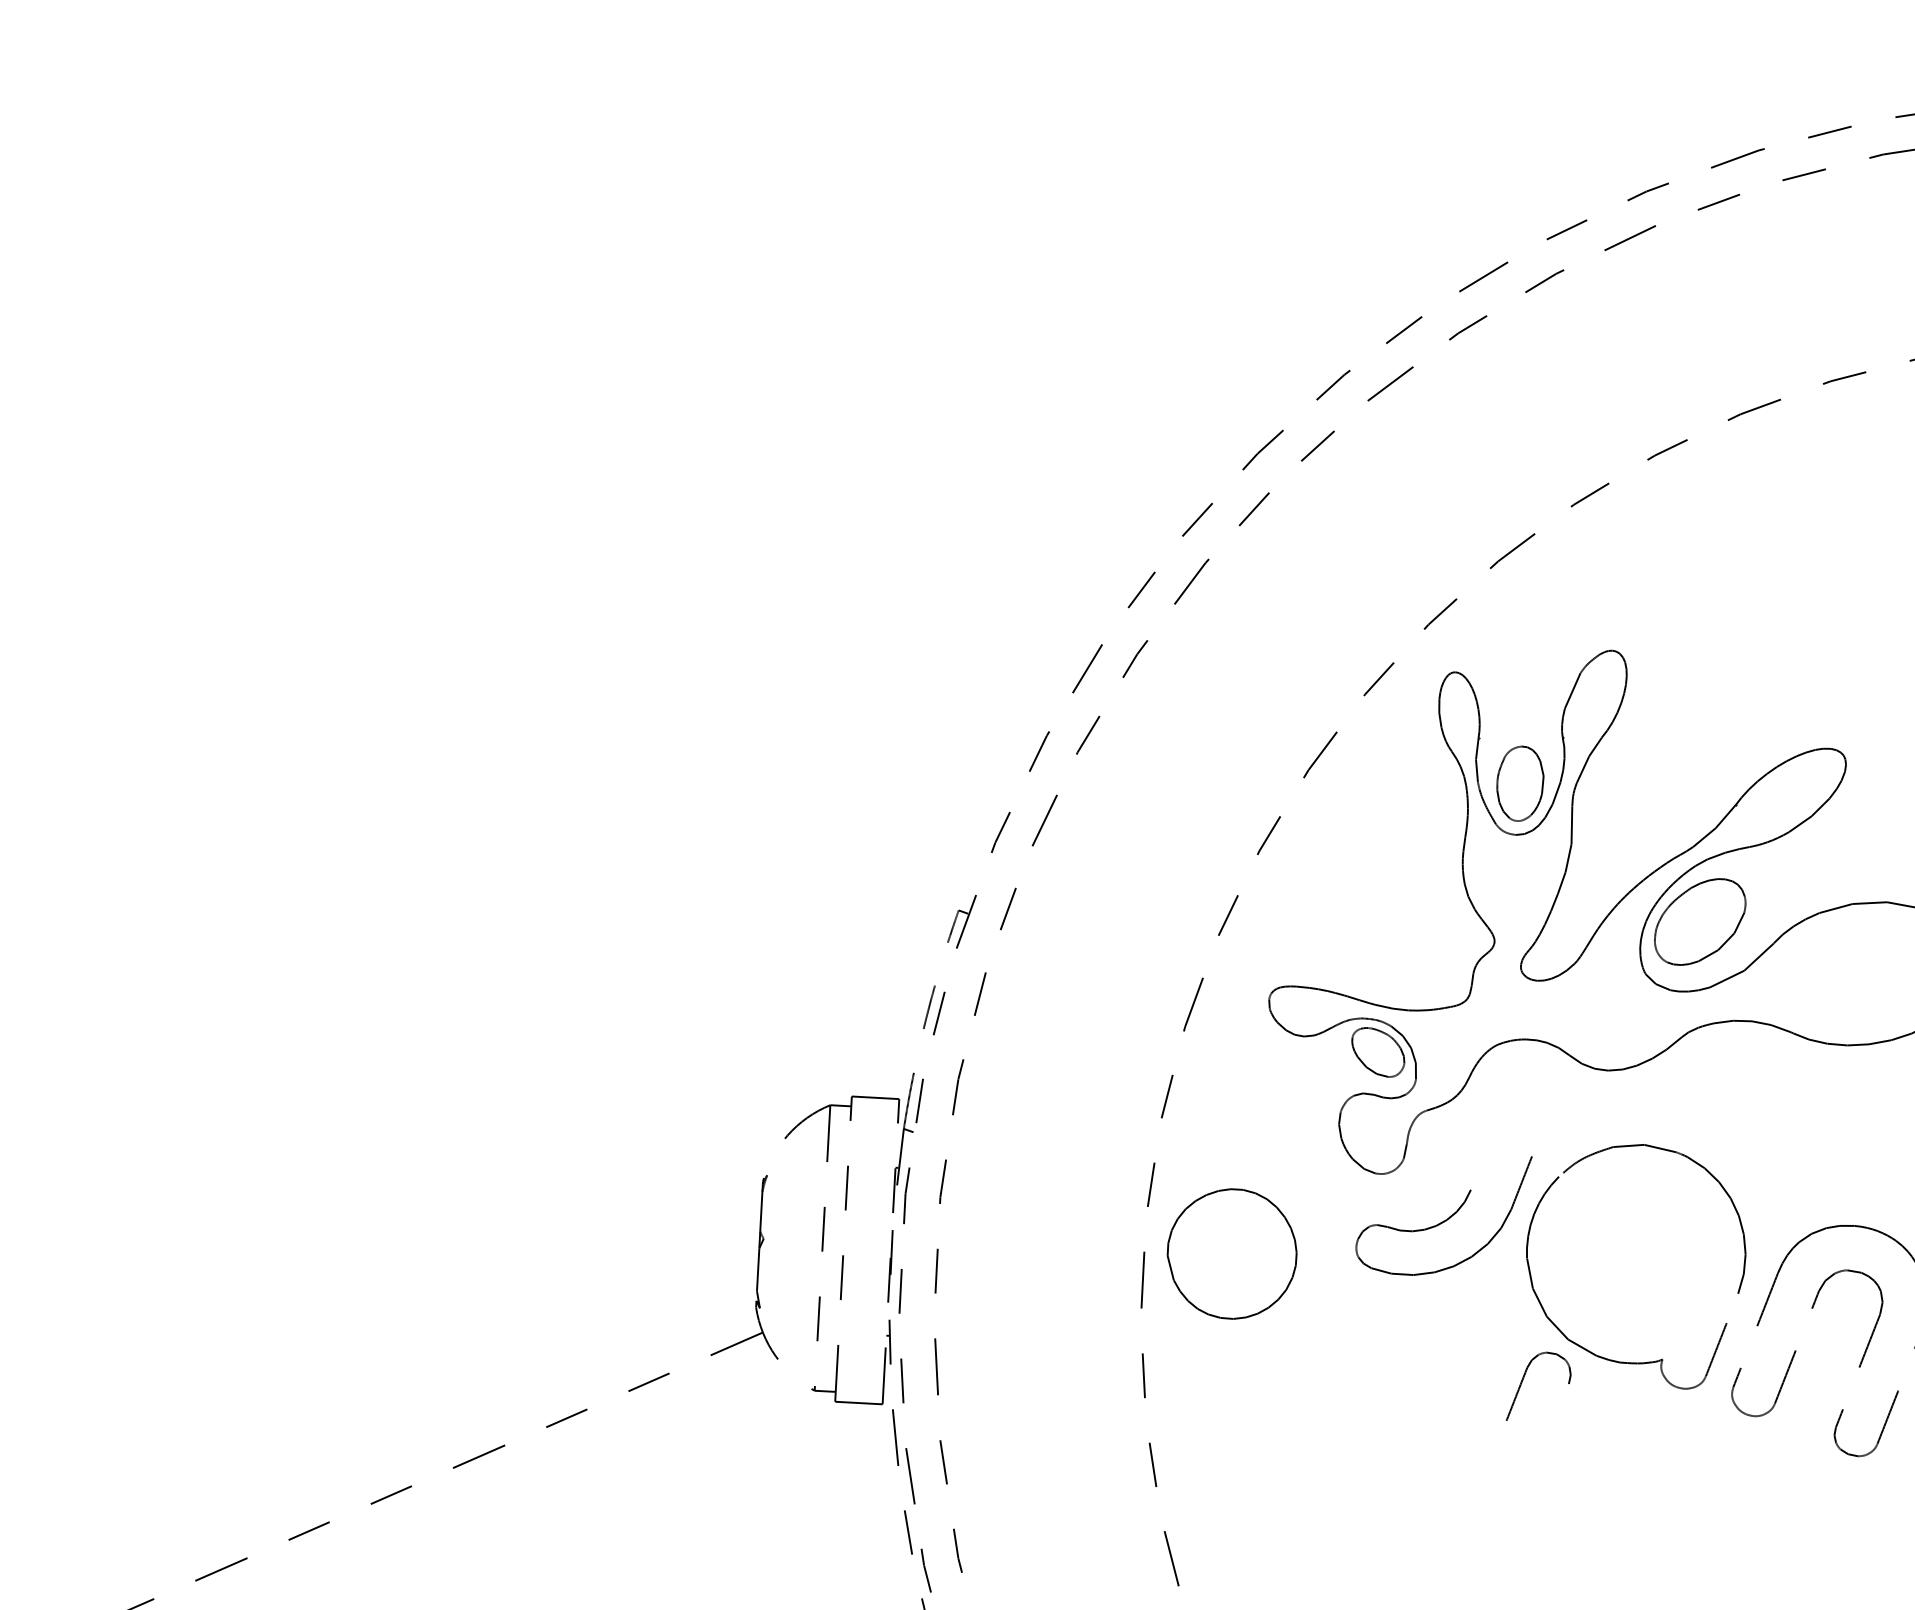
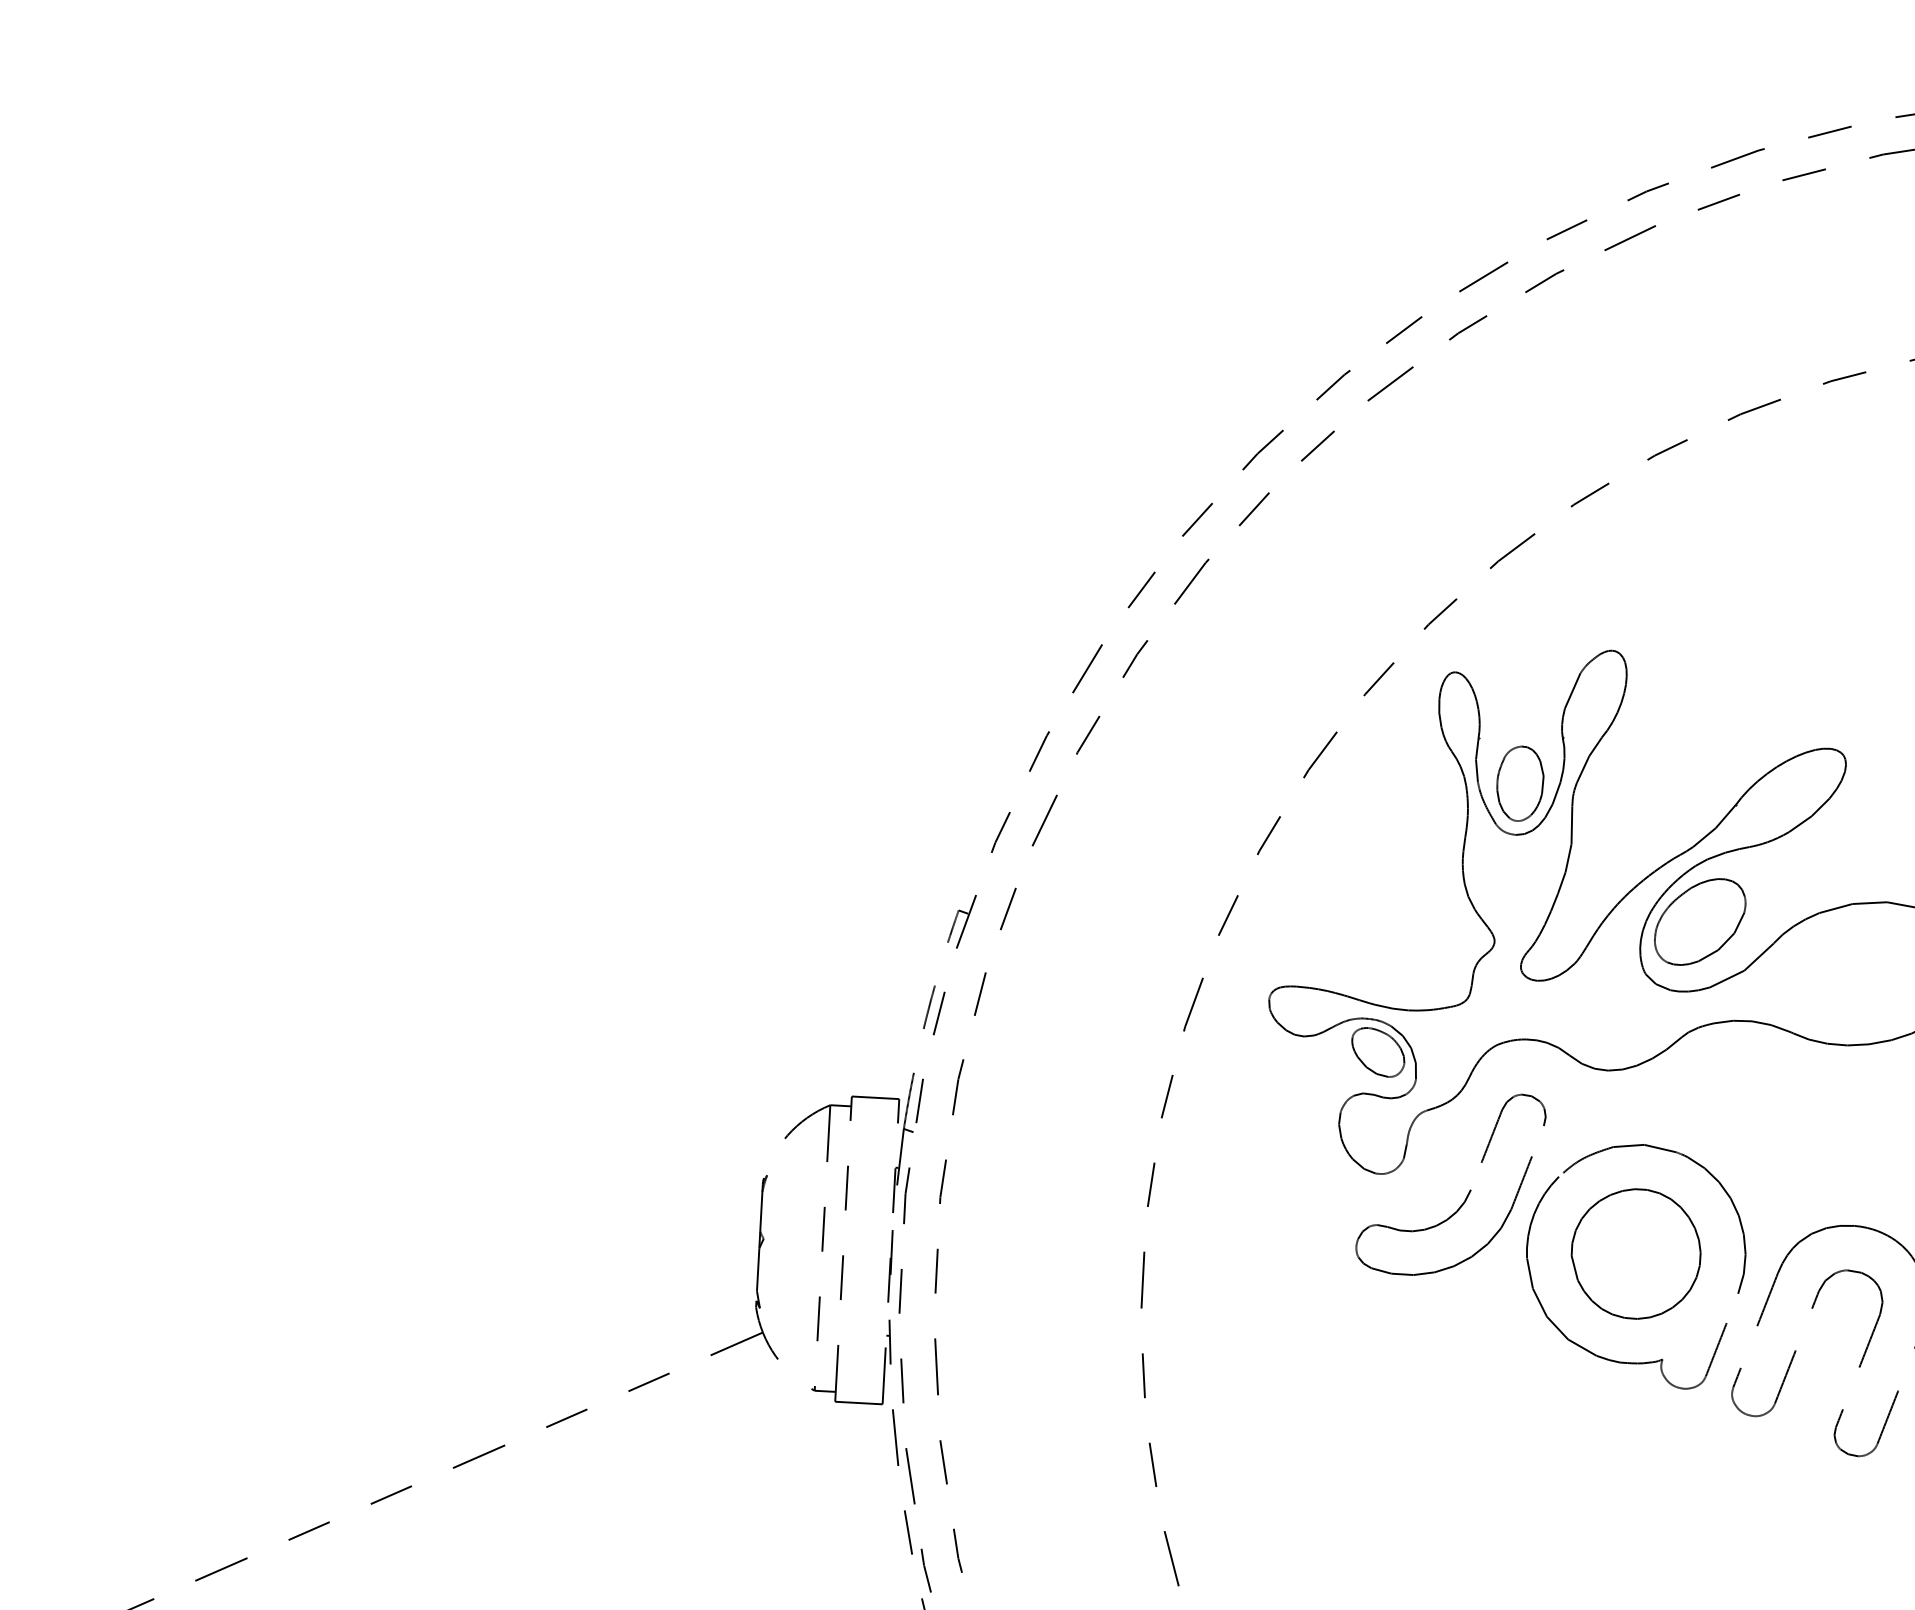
part position: (1231, 1253) -> (1635, 1253) (1635, 1253)
part position: (1524, 1378) -> (1499, 1120) (1499, 1120)
